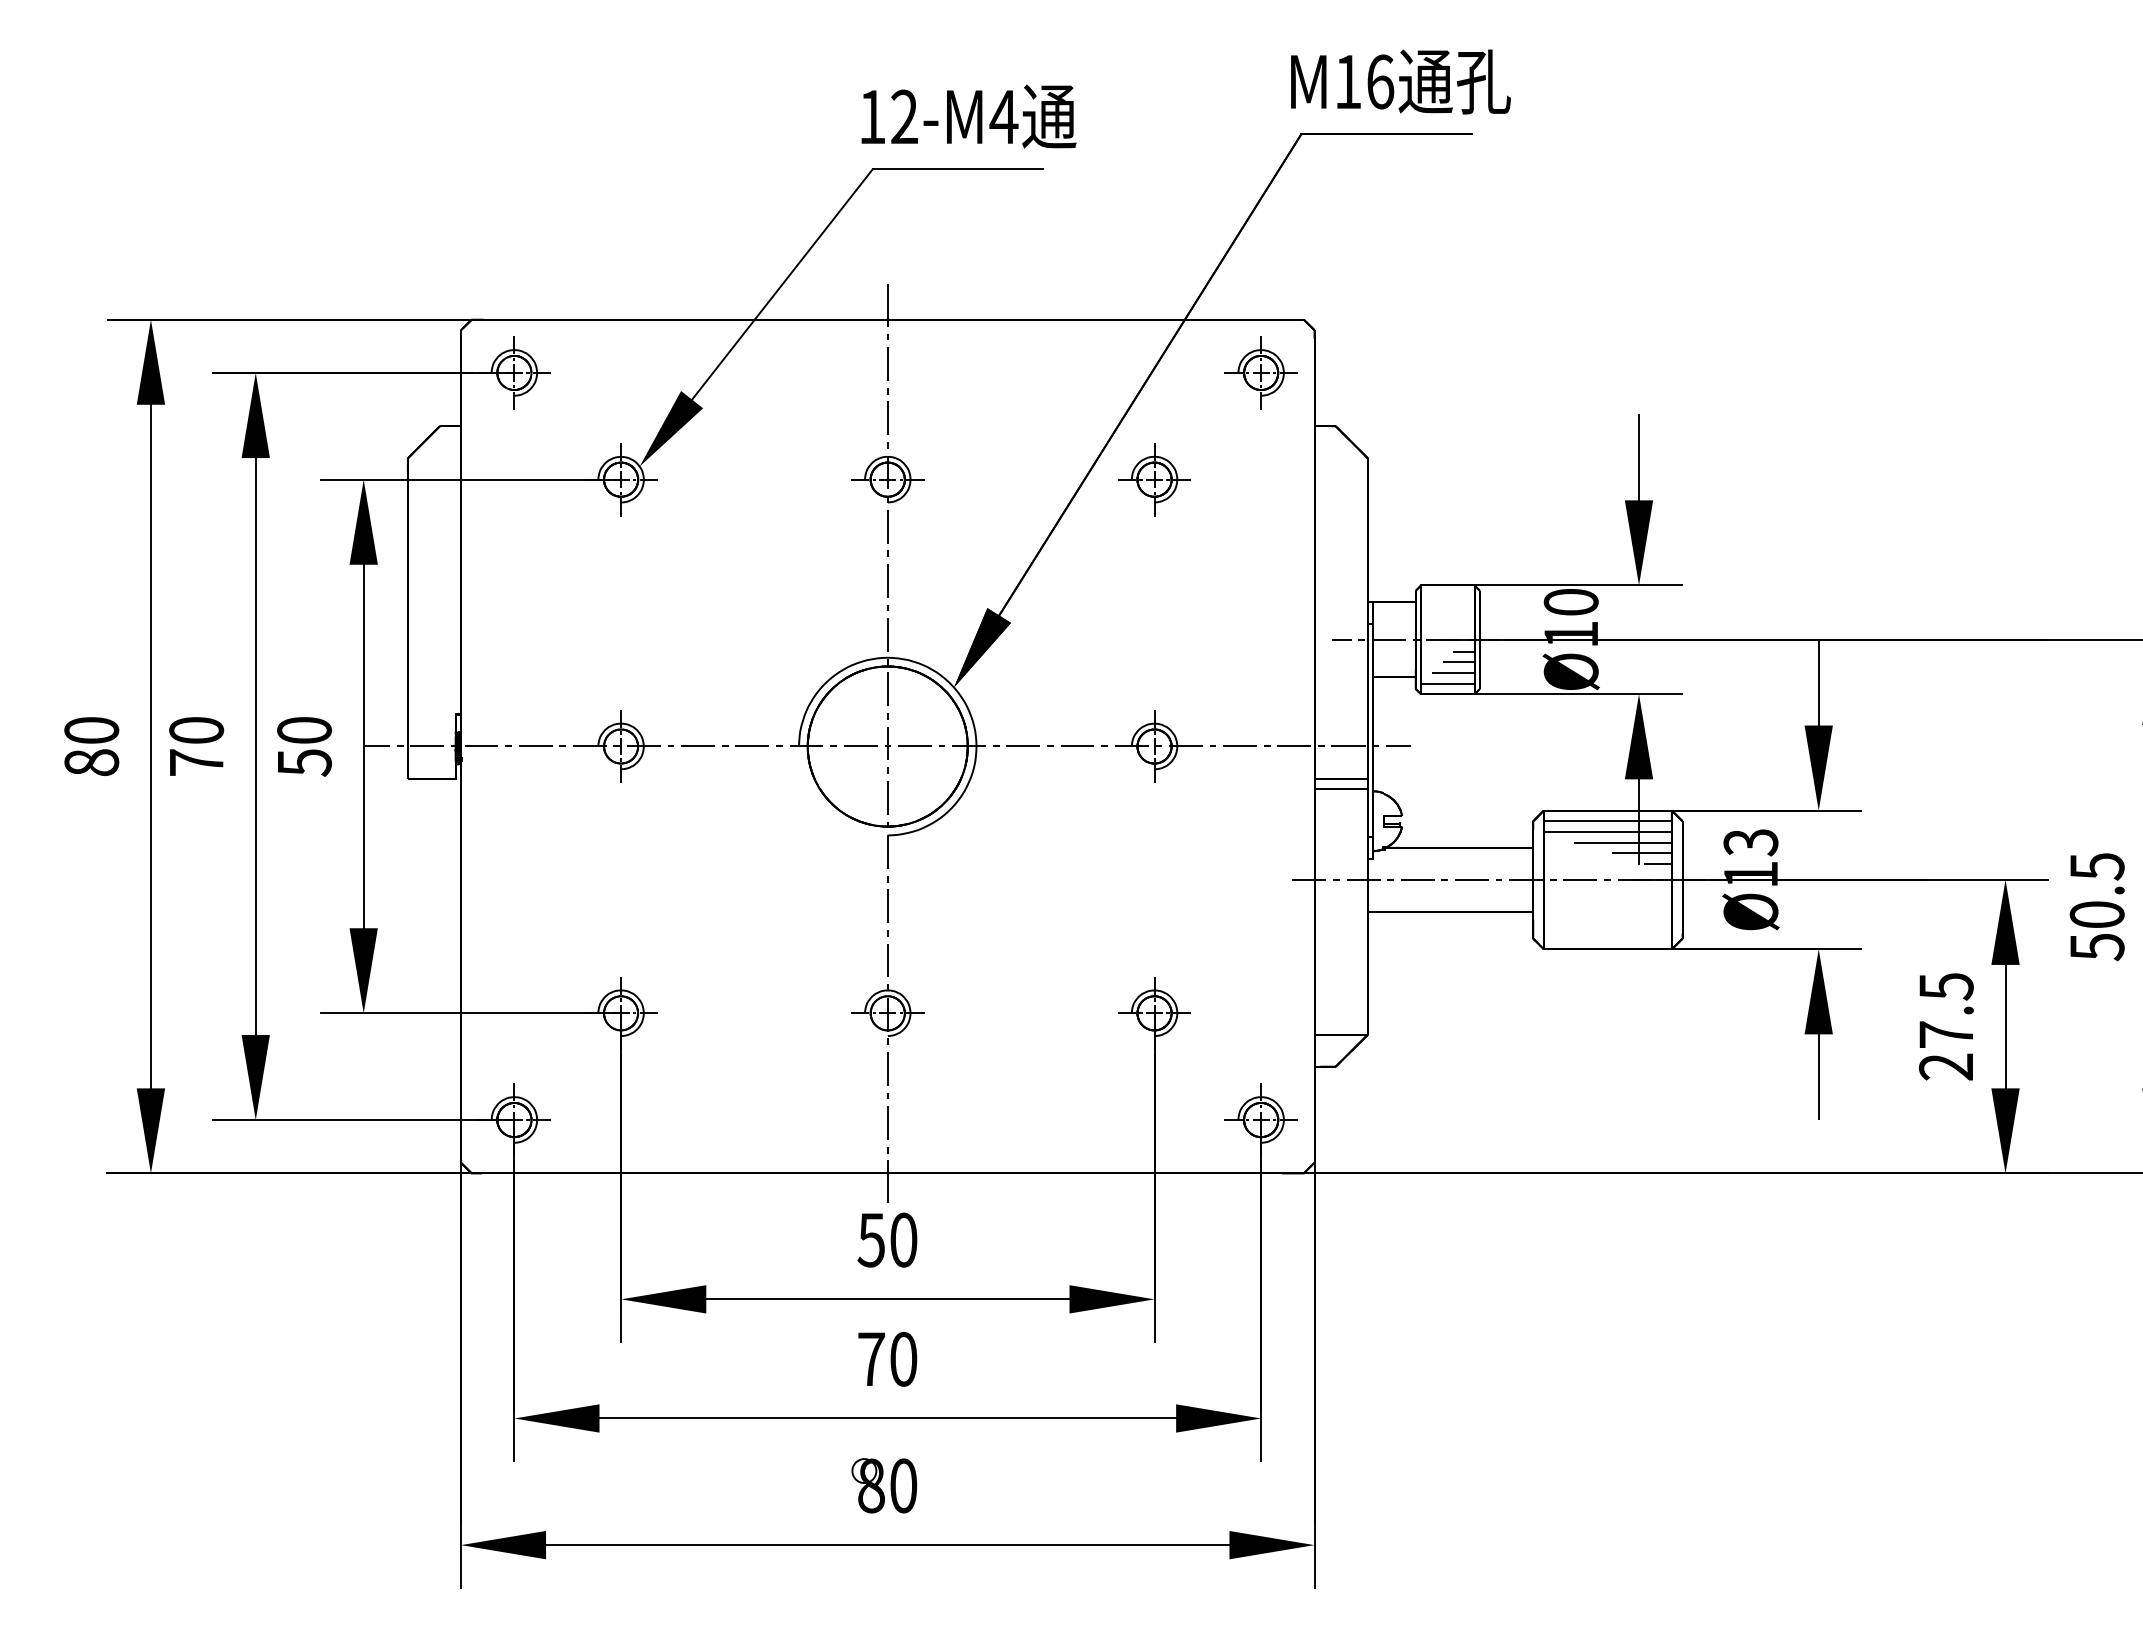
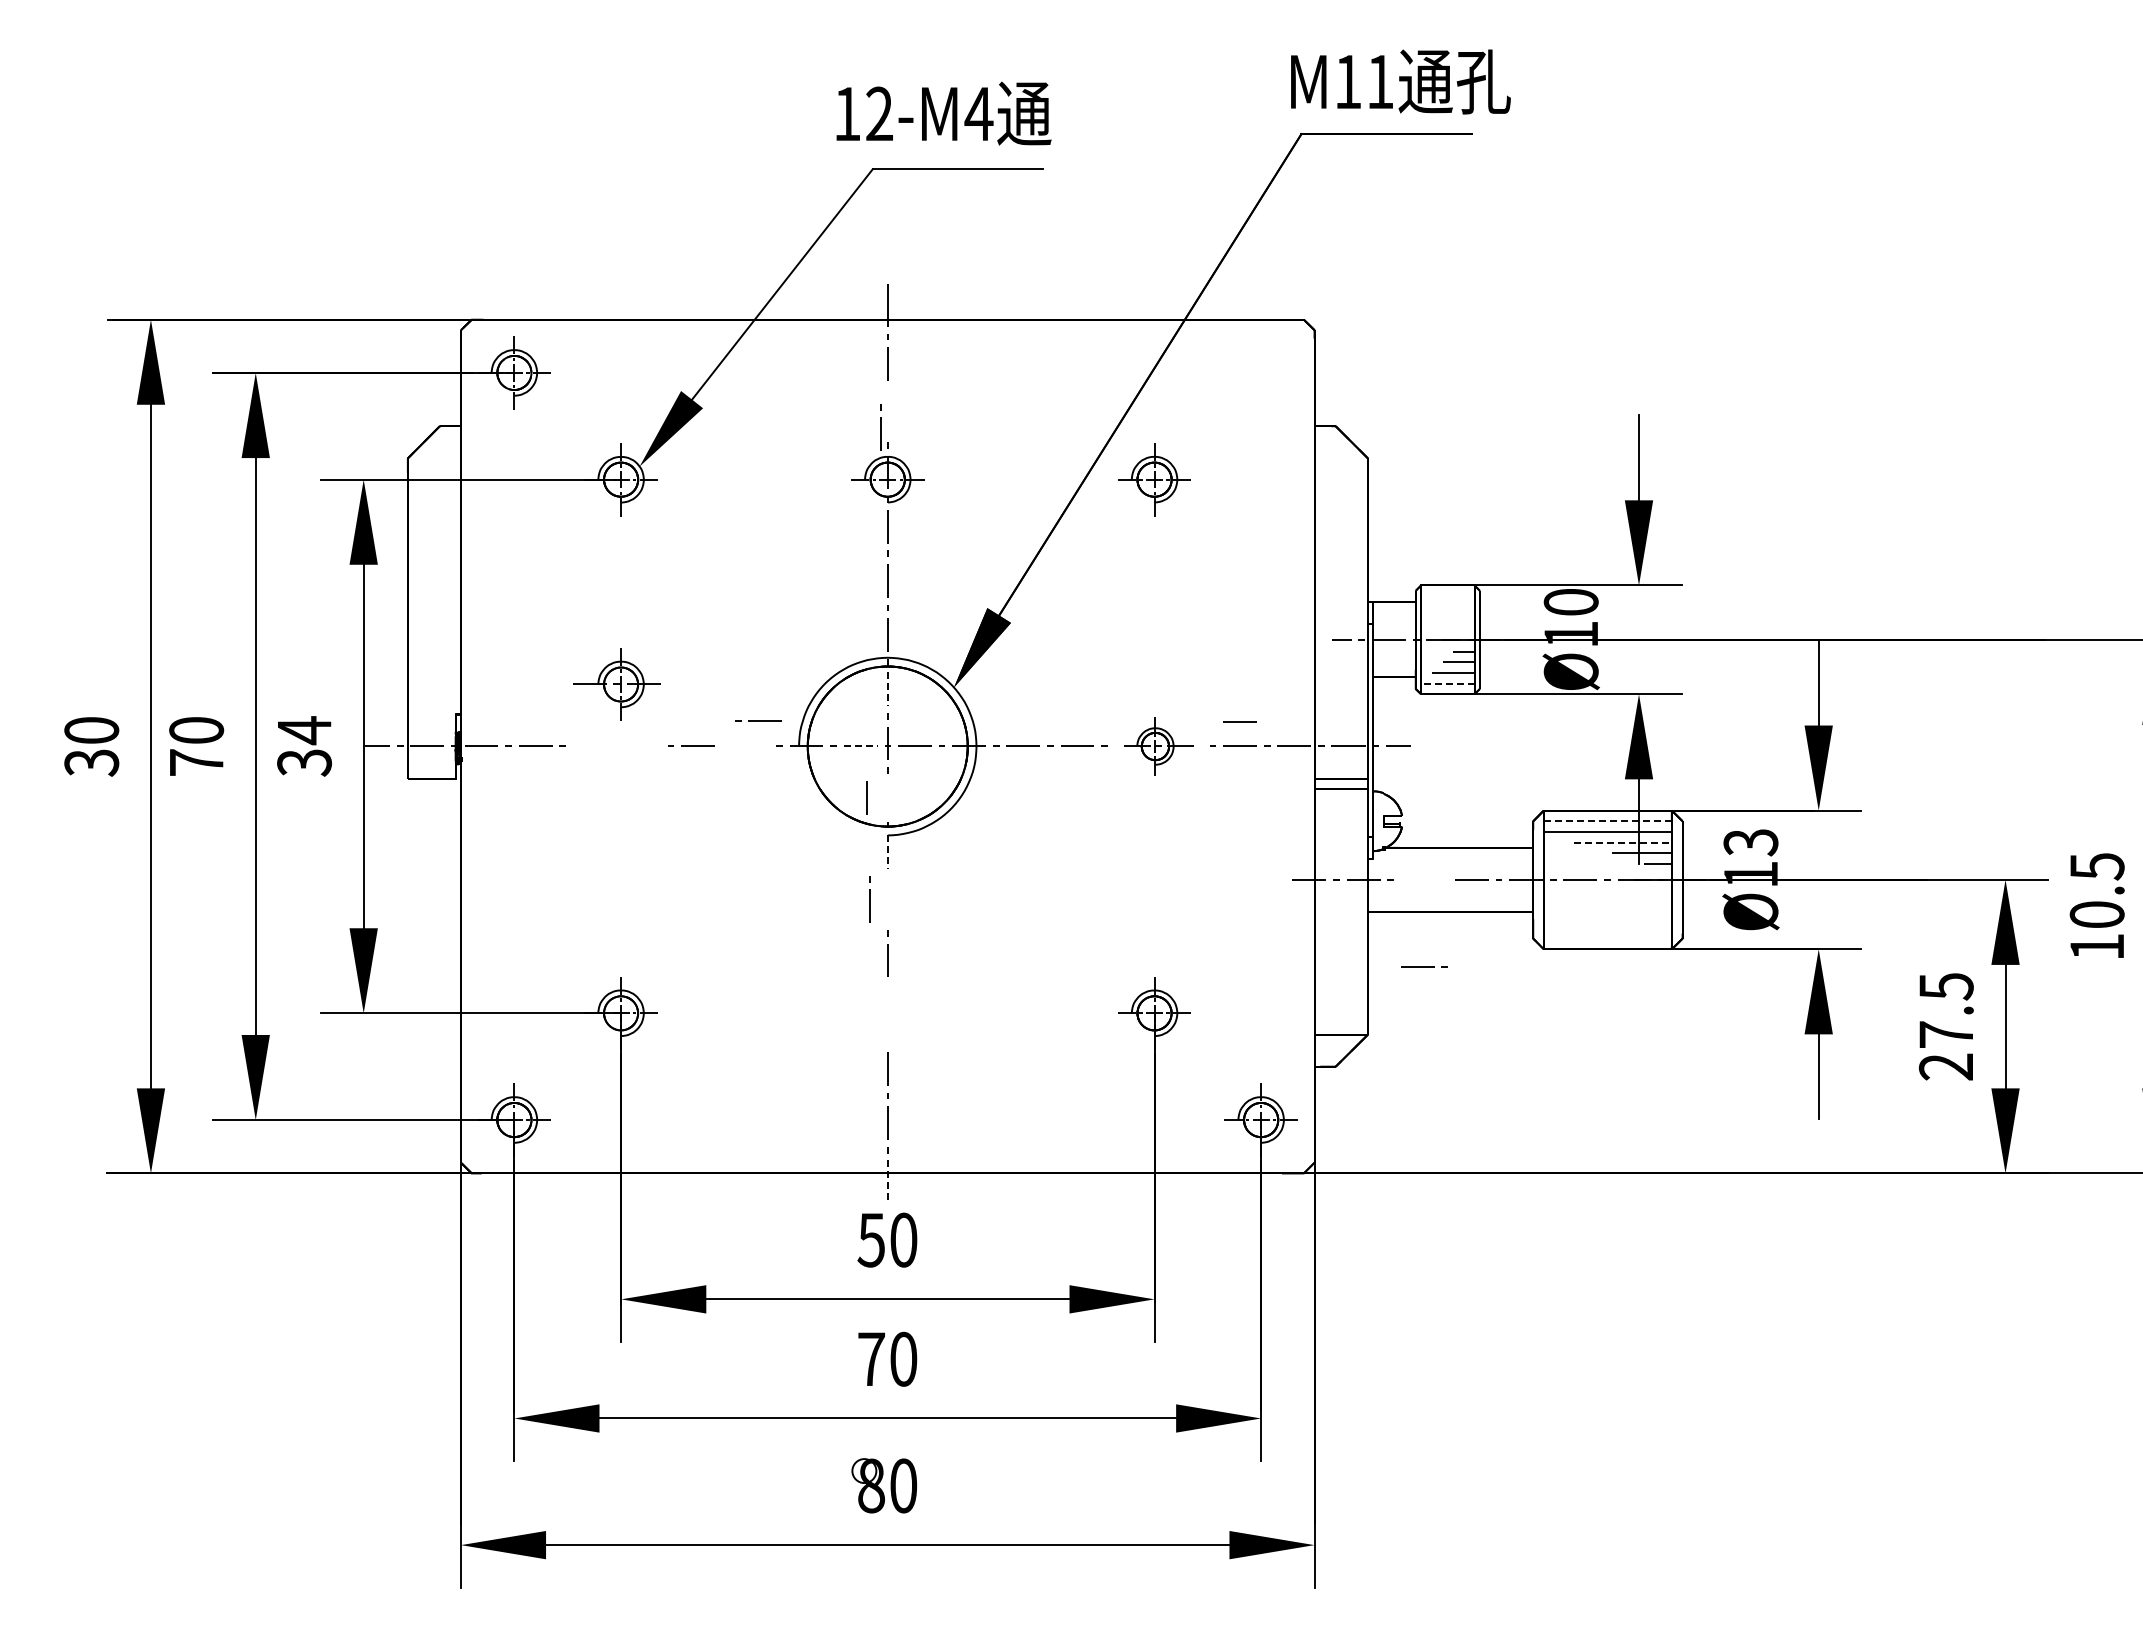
text: M16 -> M11 (1380, 81)
text position: (968, 116) -> (943, 113) (943, 113)
part: present -> none (1260, 372)
line position: (887, 411) -> (880, 427) (880, 427)
line: solid -> dashed (1447, 683)
line: solid -> dashed (887, 689)
line: none -> present (1239, 721)
line position: (745, 745) -> (758, 720) (758, 720)
text: 50 -> 34 (304, 746)
part position: (616, 746) -> (616, 684) (616, 684)
line: solid -> dashed (860, 746)
part size: 88x73 px -> 70x59 px (1158, 746)
text: 80 -> 30 (91, 762)
line position: (887, 797) -> (866, 797) (866, 797)
line: solid -> dashed (1608, 821)
line: solid -> dashed (1623, 842)
line: solid -> dashed (887, 852)
line position: (1424, 879) -> (1424, 966) (1424, 966)
line position: (887, 899) -> (869, 899) (869, 899)
text: 50.5 -> 10.5 (2097, 947)
part: present -> none (887, 1014)
line: solid -> dashed (887, 1182)
